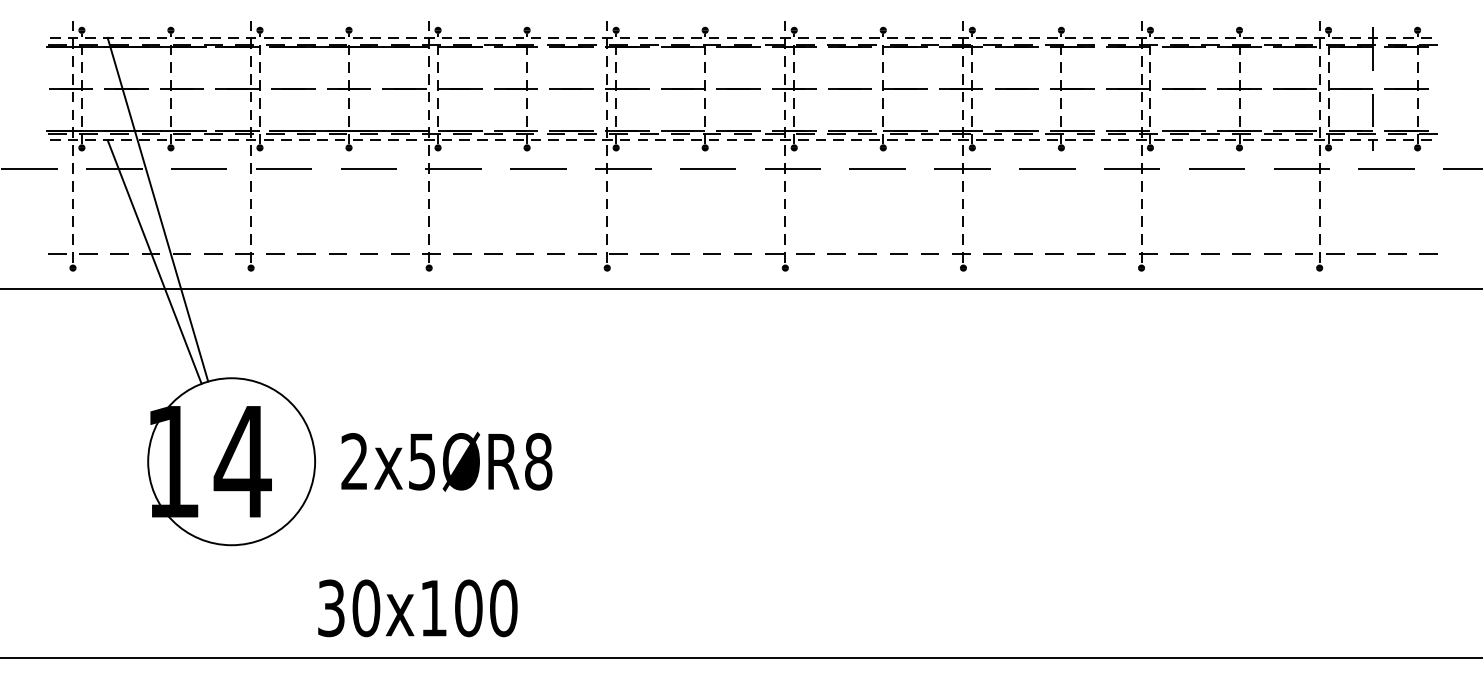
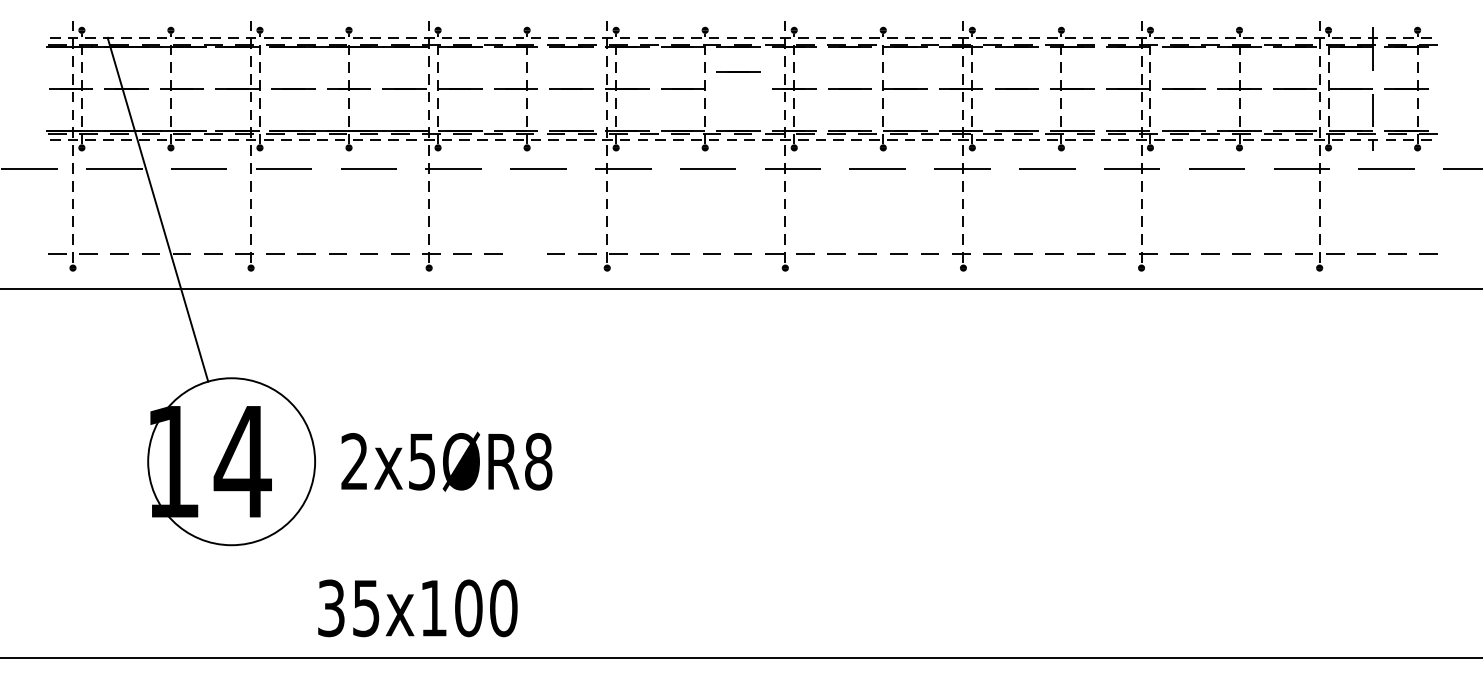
line position: (738, 88) -> (738, 71) (738, 71)
line: present -> none (524, 253)
line: present -> none (154, 261)
text: 30x100 -> 35x100 (366, 608)
